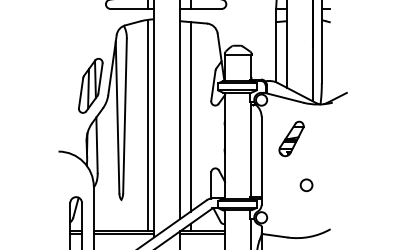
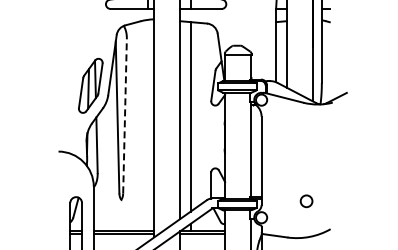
line: solid -> dashed (125, 115)
line: present -> none (148, 124)
part: present -> none (291, 138)
circle position: (306, 185) -> (306, 201) (306, 201)
